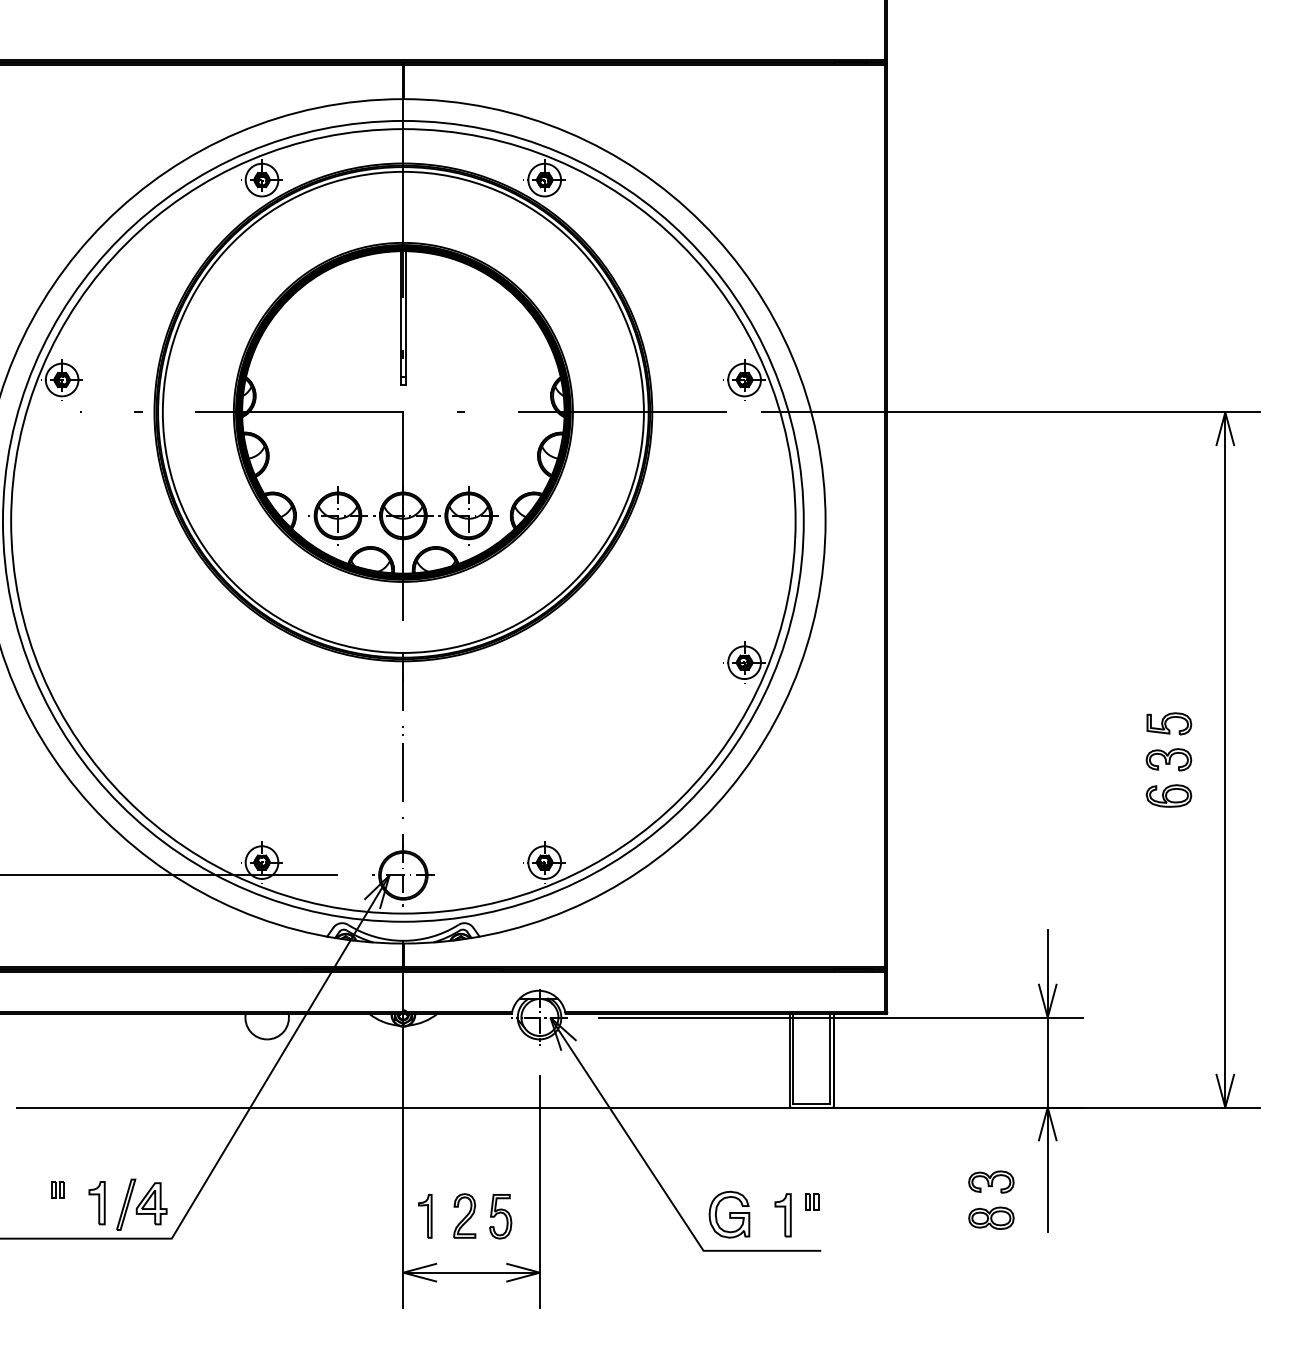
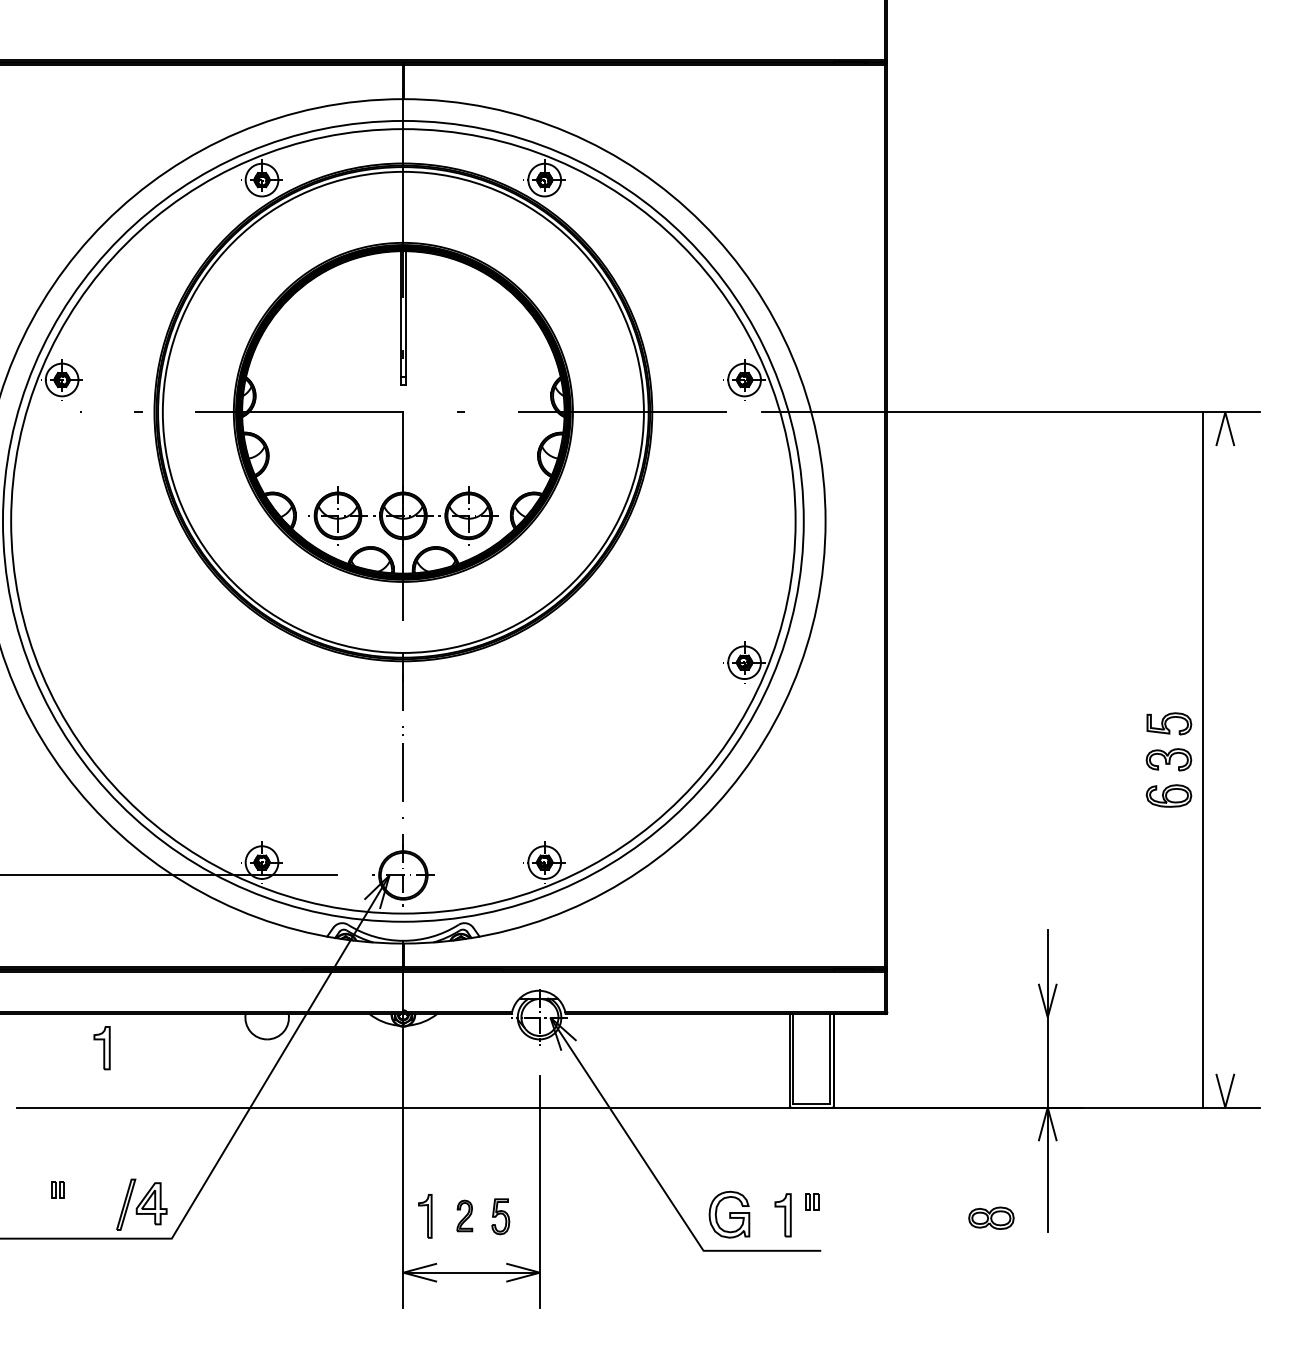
line position: (1225, 759) -> (1203, 759) (1203, 759)
line: present -> none (840, 1017)
part: present -> none (991, 1181)
part position: (96, 1203) -> (101, 1048) (101, 1048)
part size: 24x46 px -> 18x34 px (464, 1215)
part size: 24x46 px -> 20x38 px (500, 1216)
